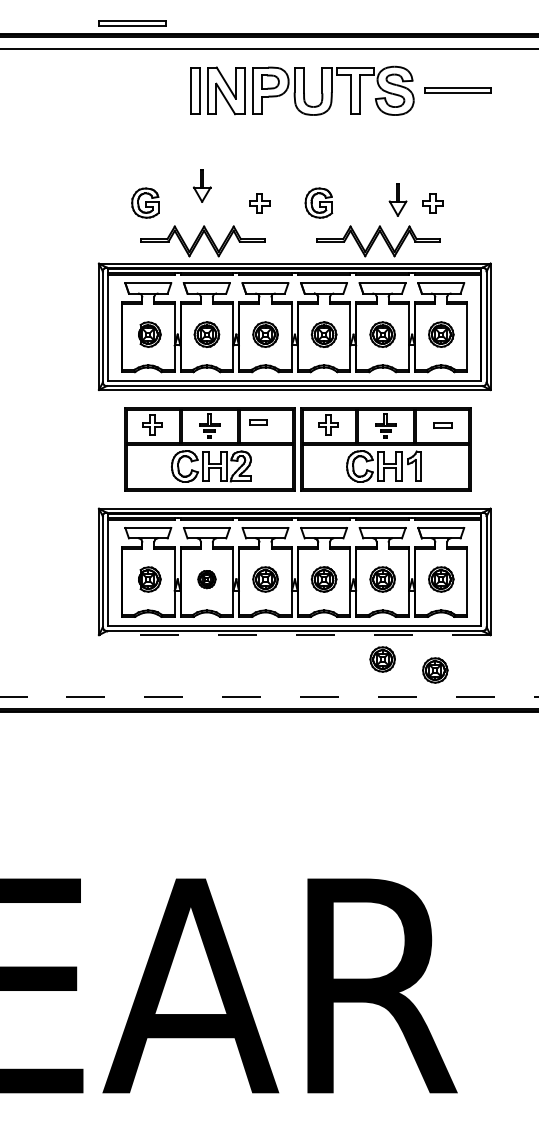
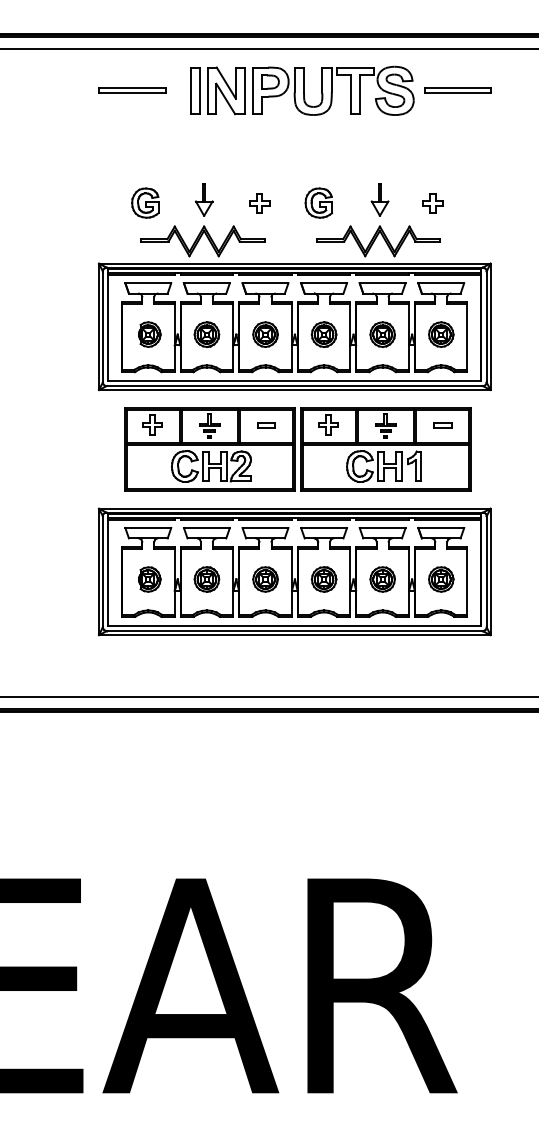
part position: (132, 23) -> (132, 90) (132, 90)
part position: (202, 185) -> (204, 199) (204, 199)
part position: (397, 199) -> (379, 199) (379, 199)
part position: (258, 422) -> (266, 425) (266, 425)
part size: 20x20 px -> 28x27 px (206, 579)
line: dashed -> solid (294, 635)
part: present -> none (382, 659)
part: present -> none (435, 670)
line: dashed -> solid (270, 697)
